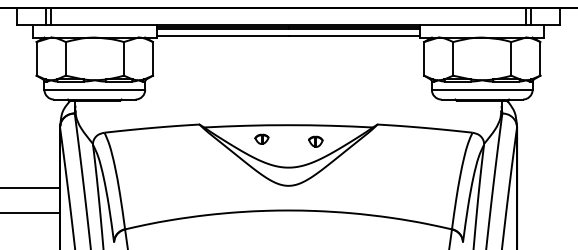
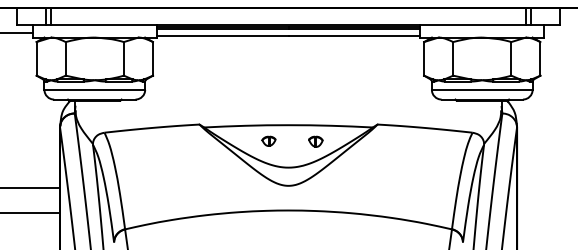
line: none -> present (17, 32)
part position: (261, 138) -> (268, 140) (268, 140)
